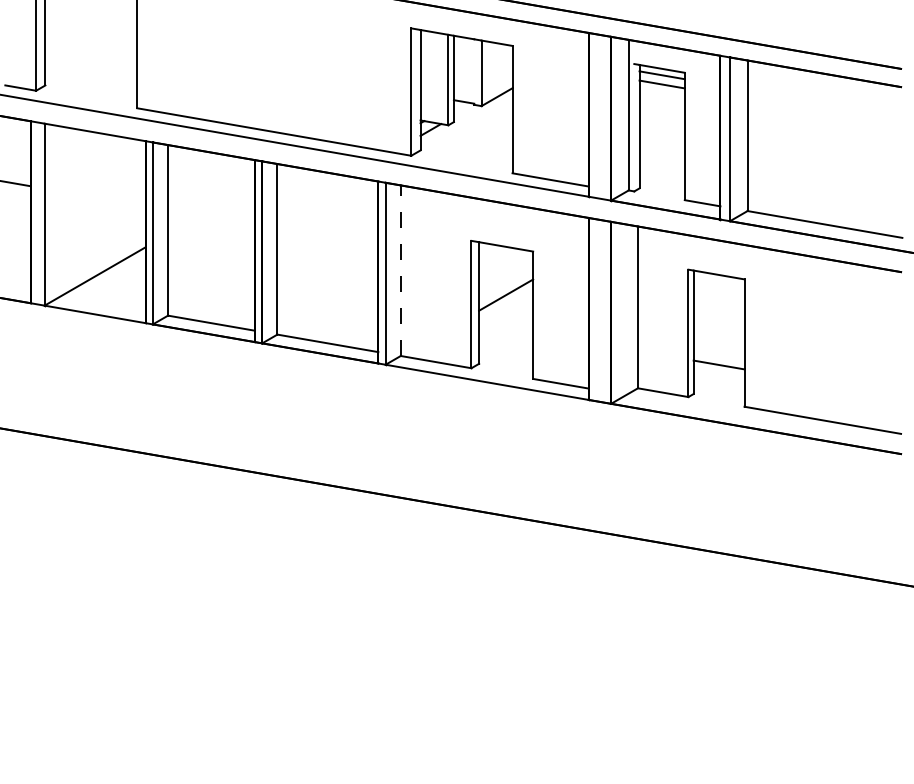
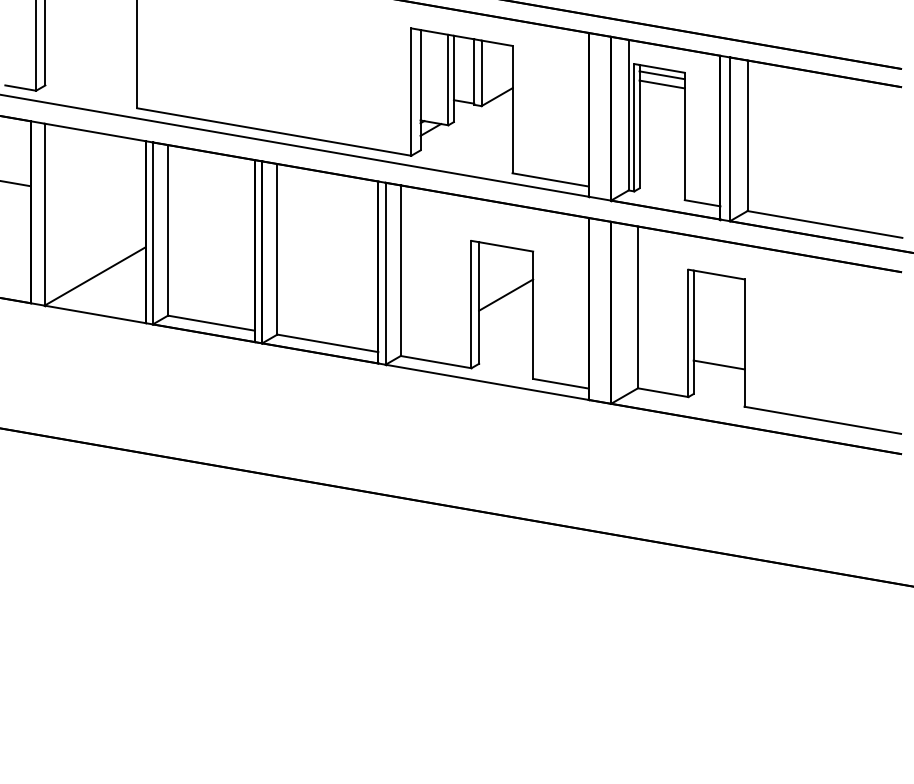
line: none -> present (474, 71)
line: none -> present (634, 127)
line: dashed -> solid (400, 270)
